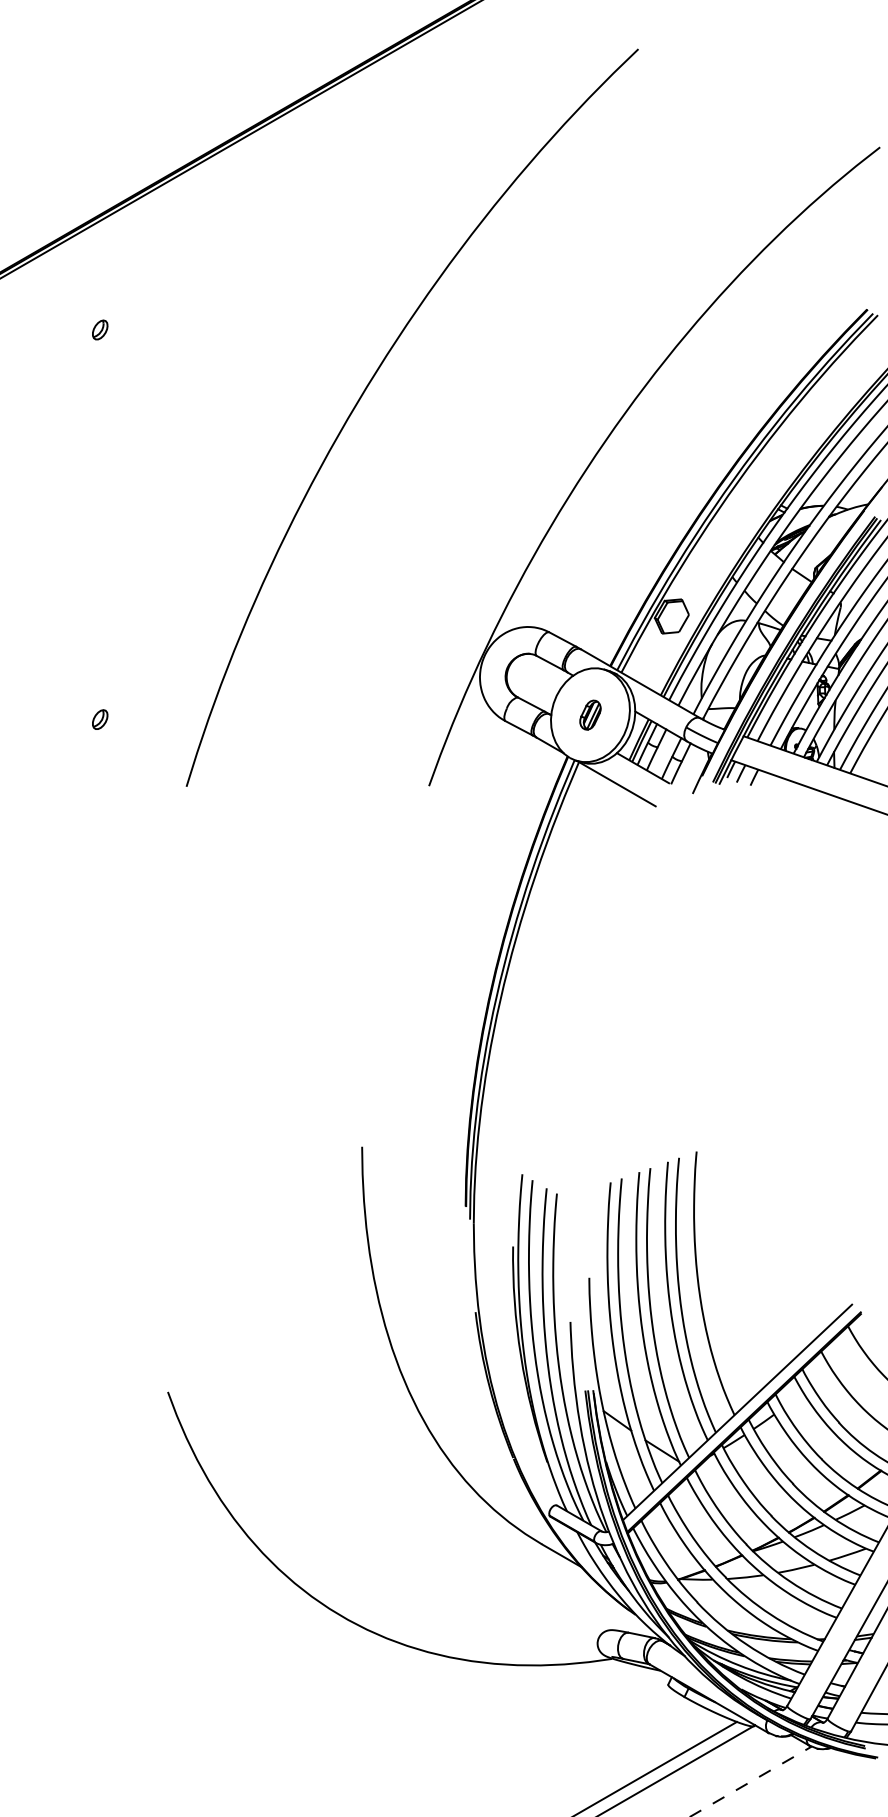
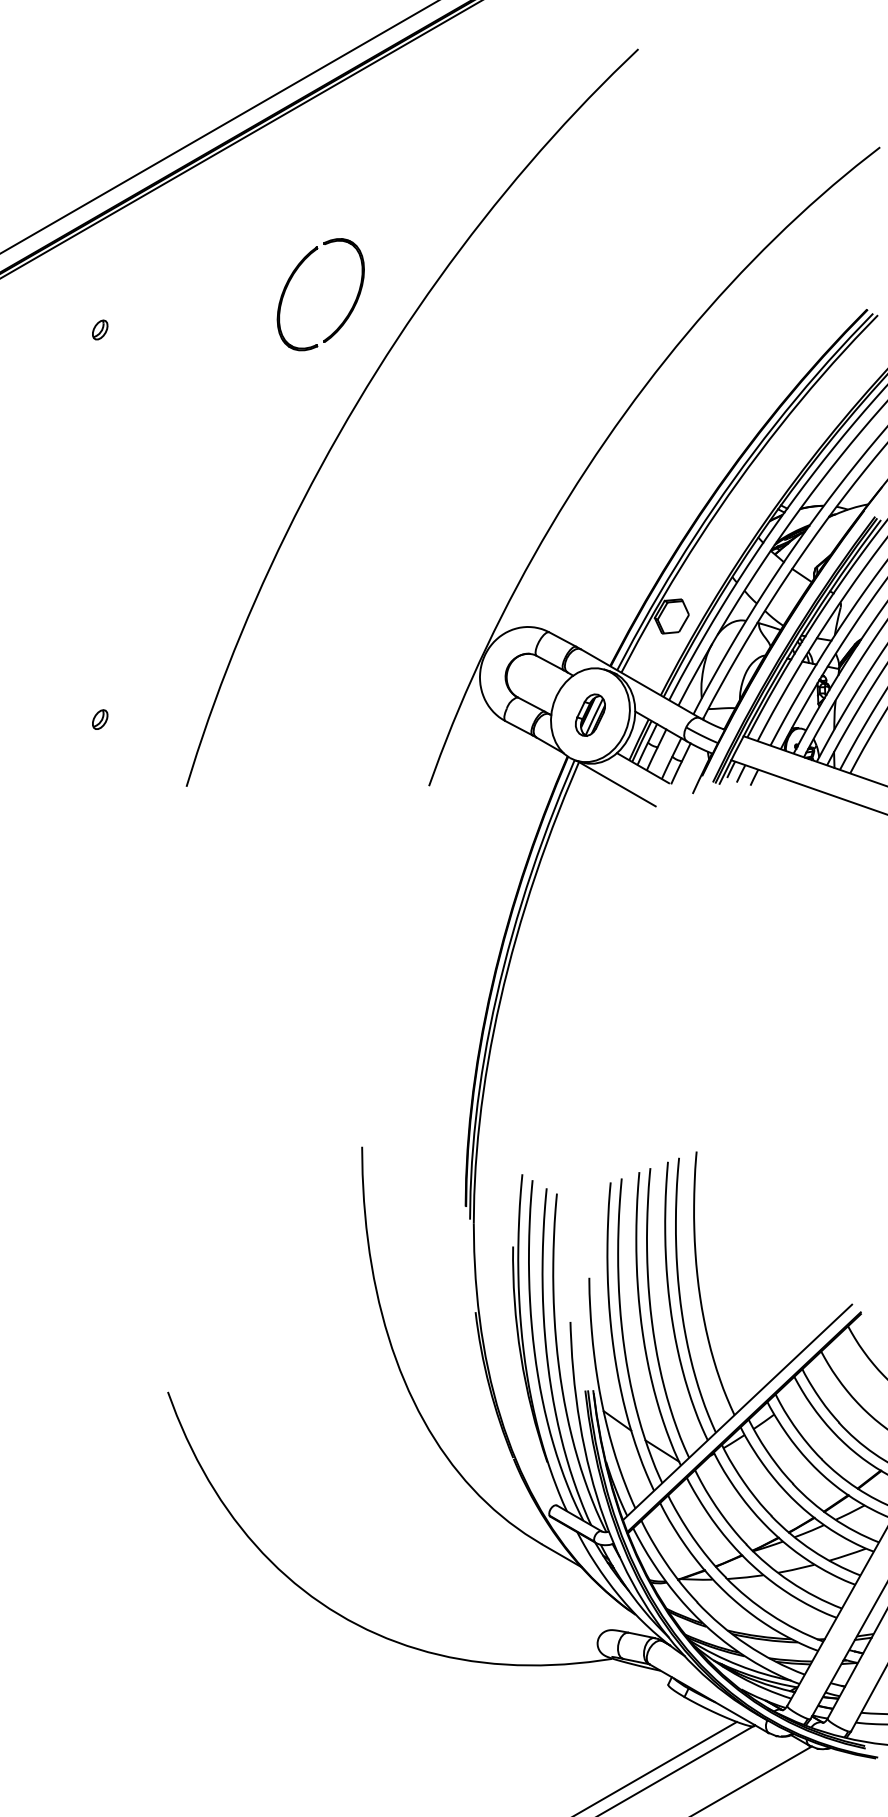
line: none -> present (218, 127)
part: none -> present (293, 276)
part size: 23x32 px -> 31x44 px (590, 714)
line: dashed -> solid (751, 1781)
